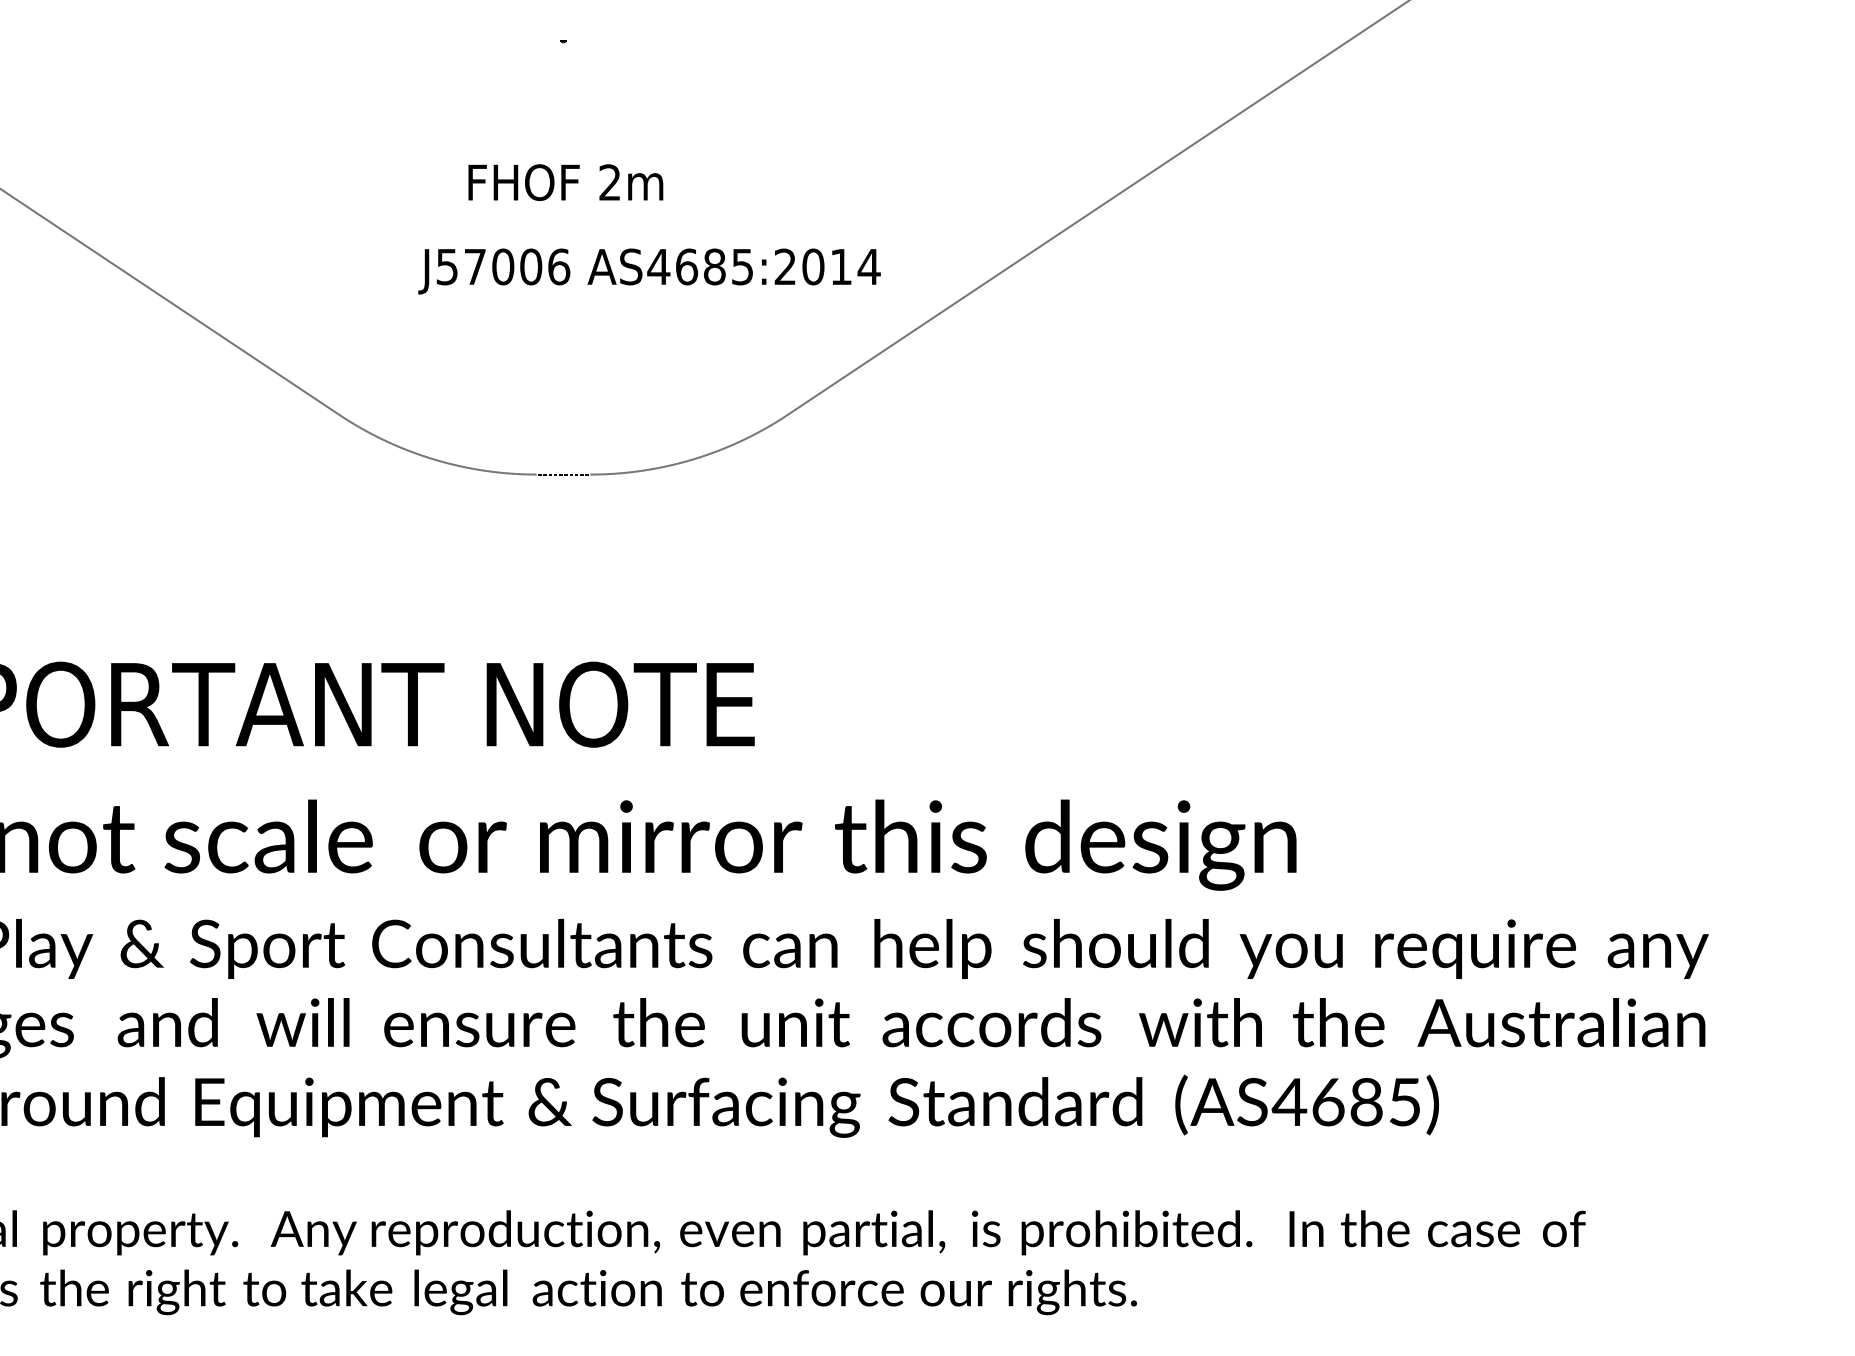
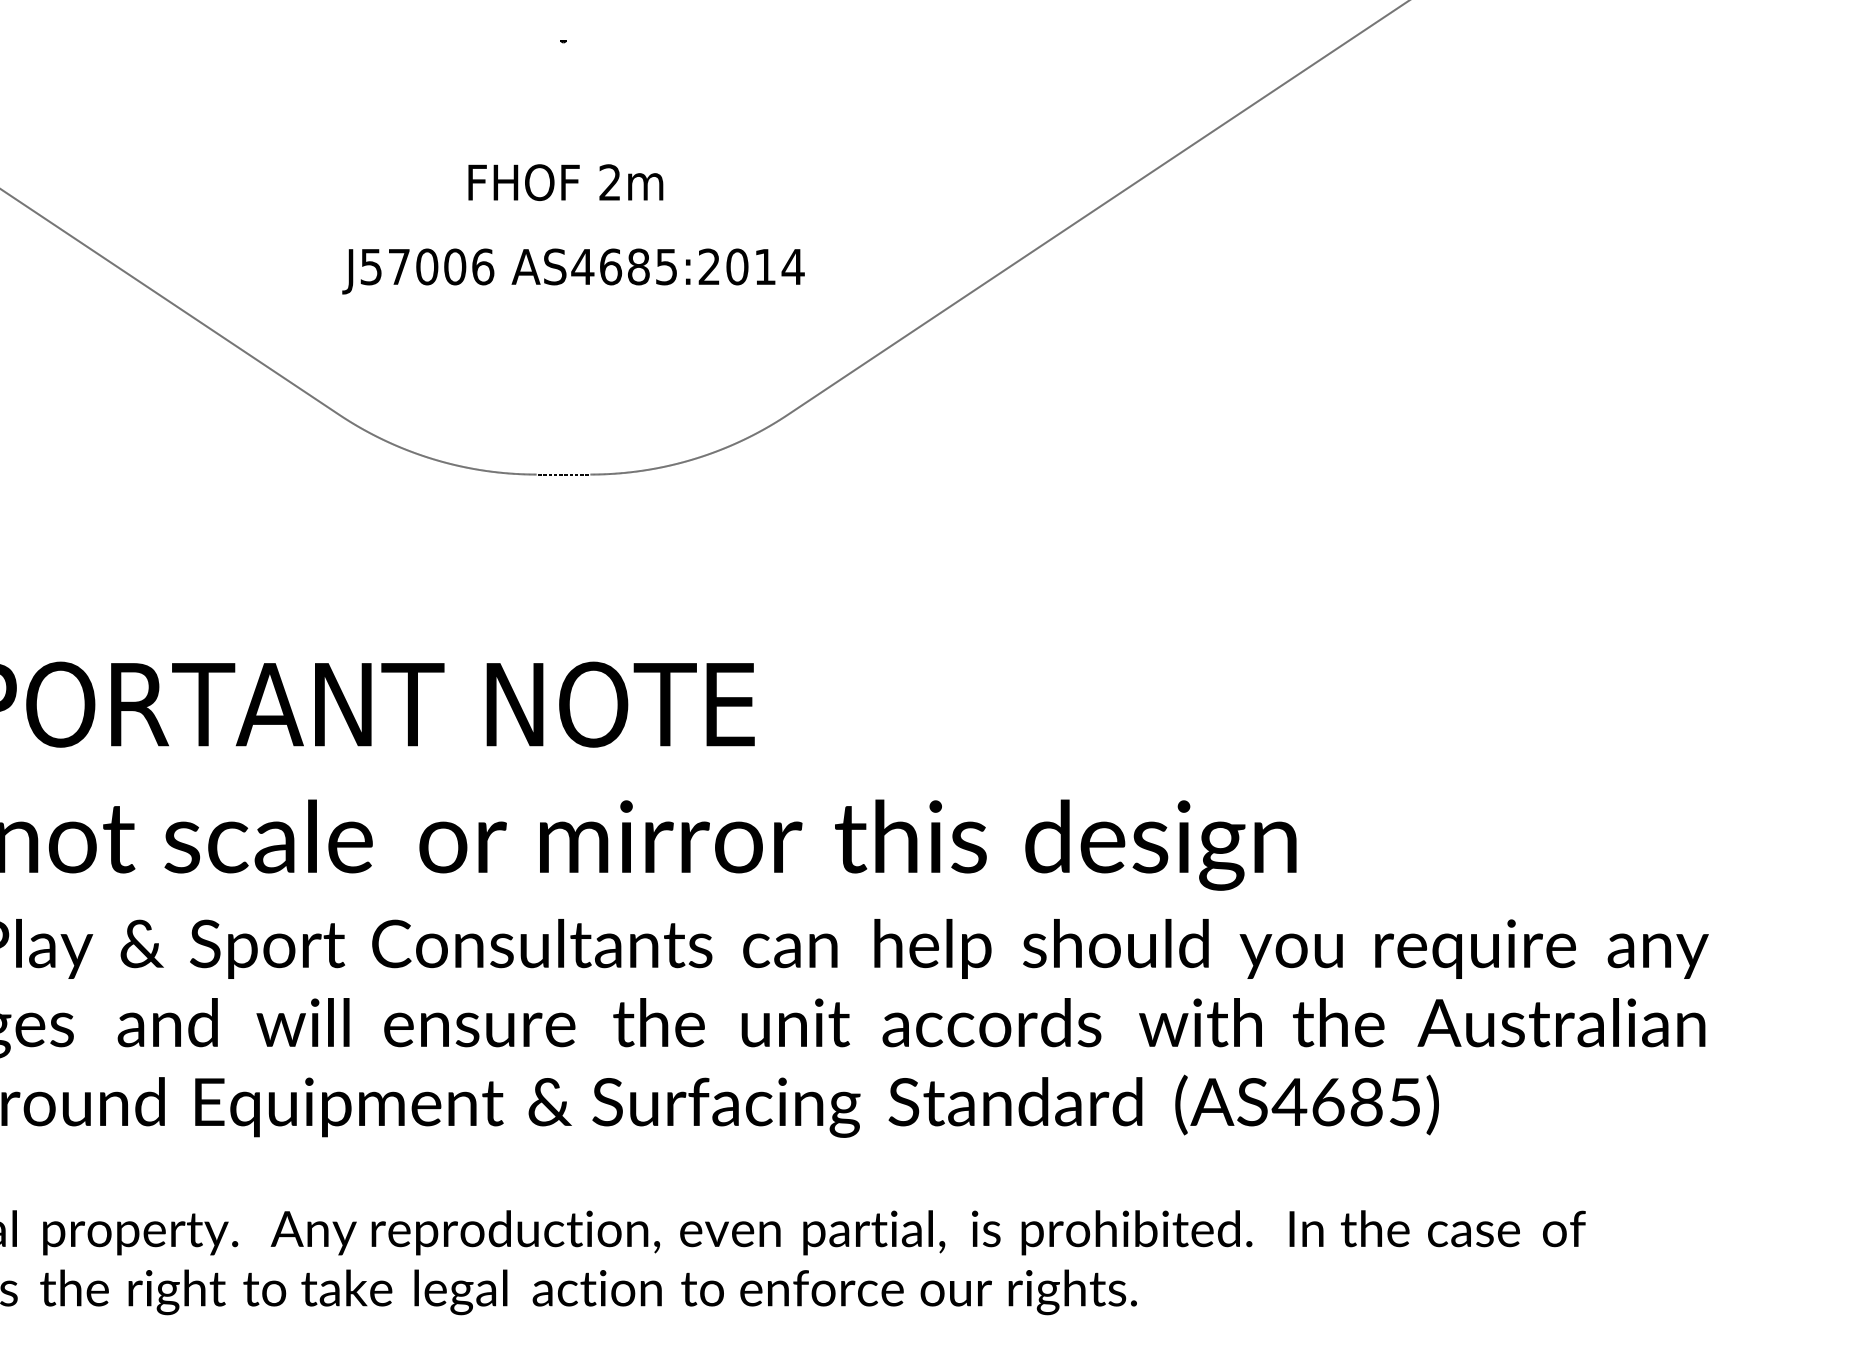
text position: (649, 271) -> (573, 271) (573, 271)
